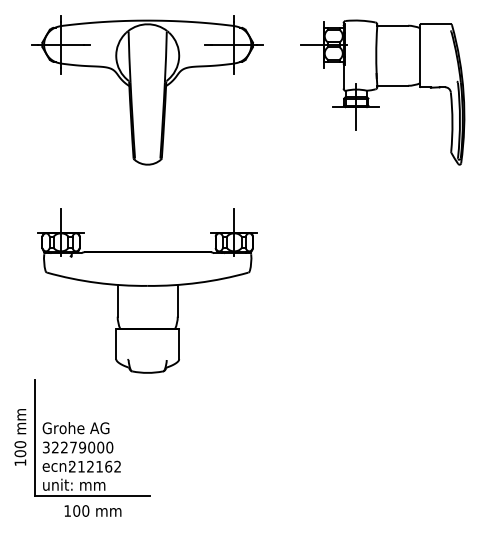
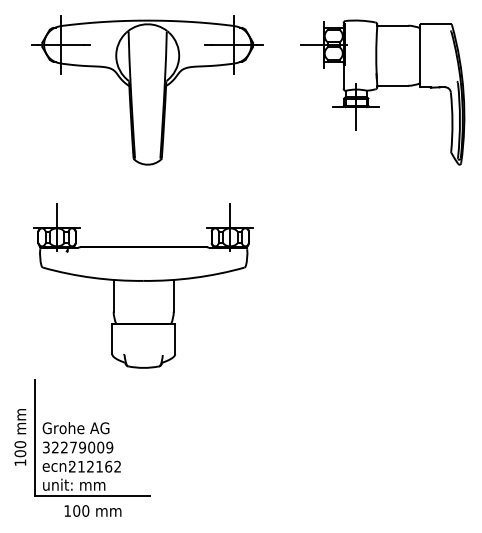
part position: (147, 290) -> (143, 285) (143, 285)
text: 32279000 -> 32279009 (109, 447)
